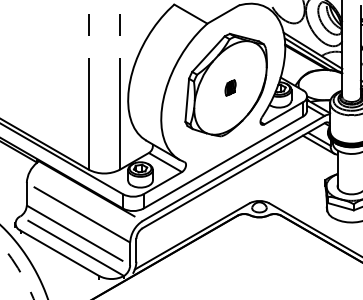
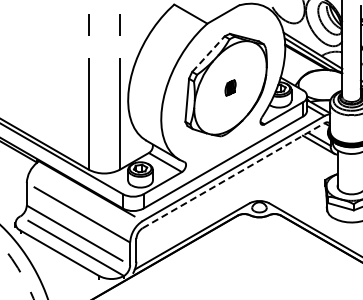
line: solid -> dashed (208, 53)
line: solid -> dashed (234, 175)
